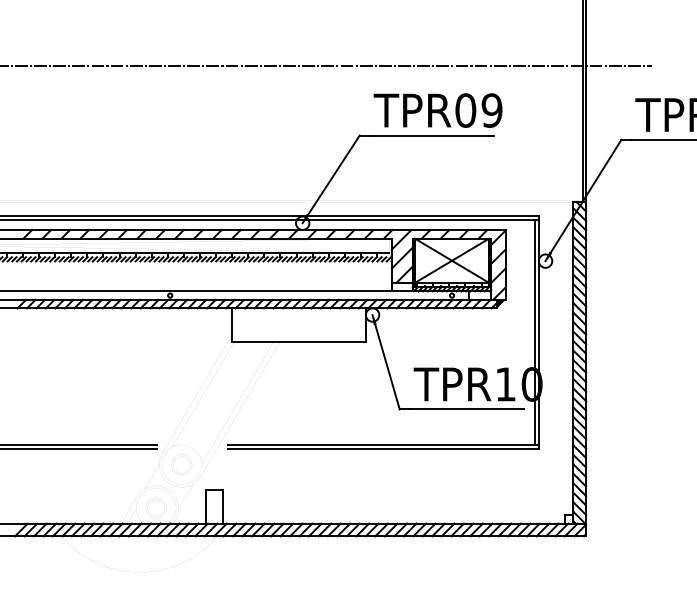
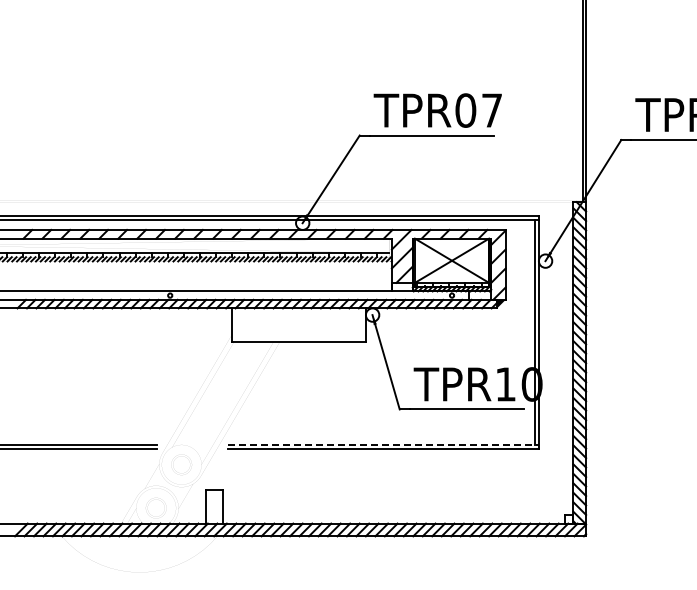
line: present -> none (326, 65)
text: TPR09 -> TPR07 (491, 110)
line: solid -> dashed (383, 444)
